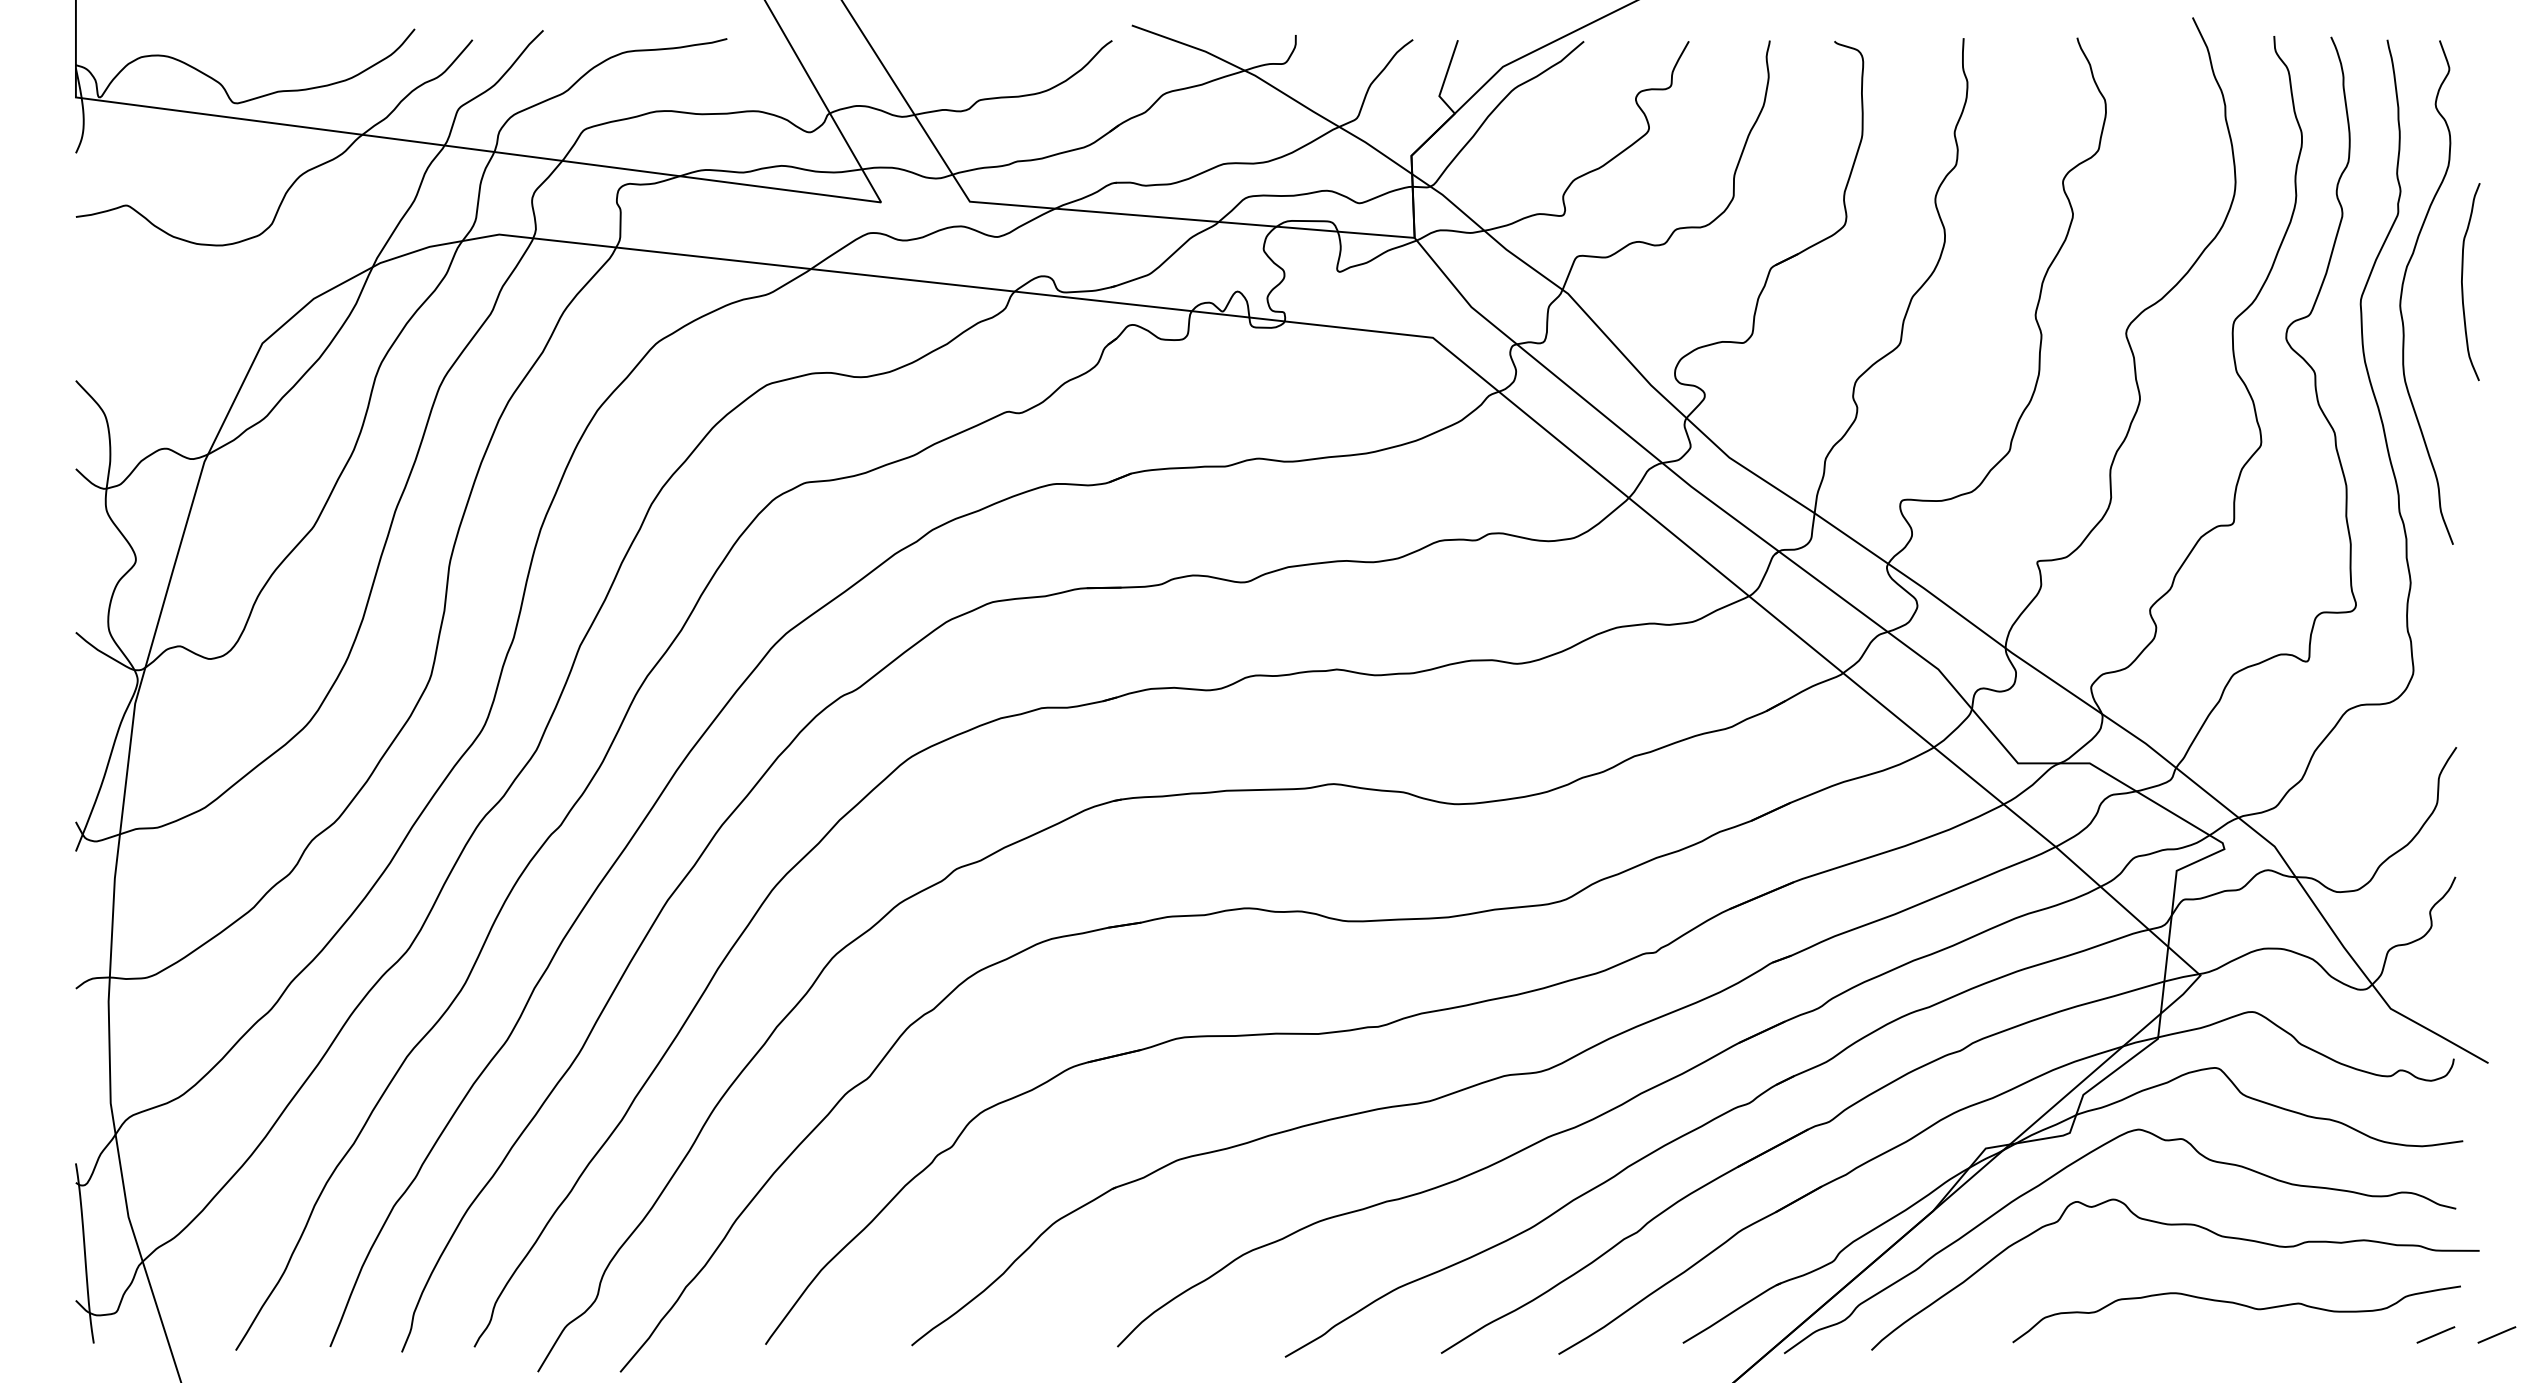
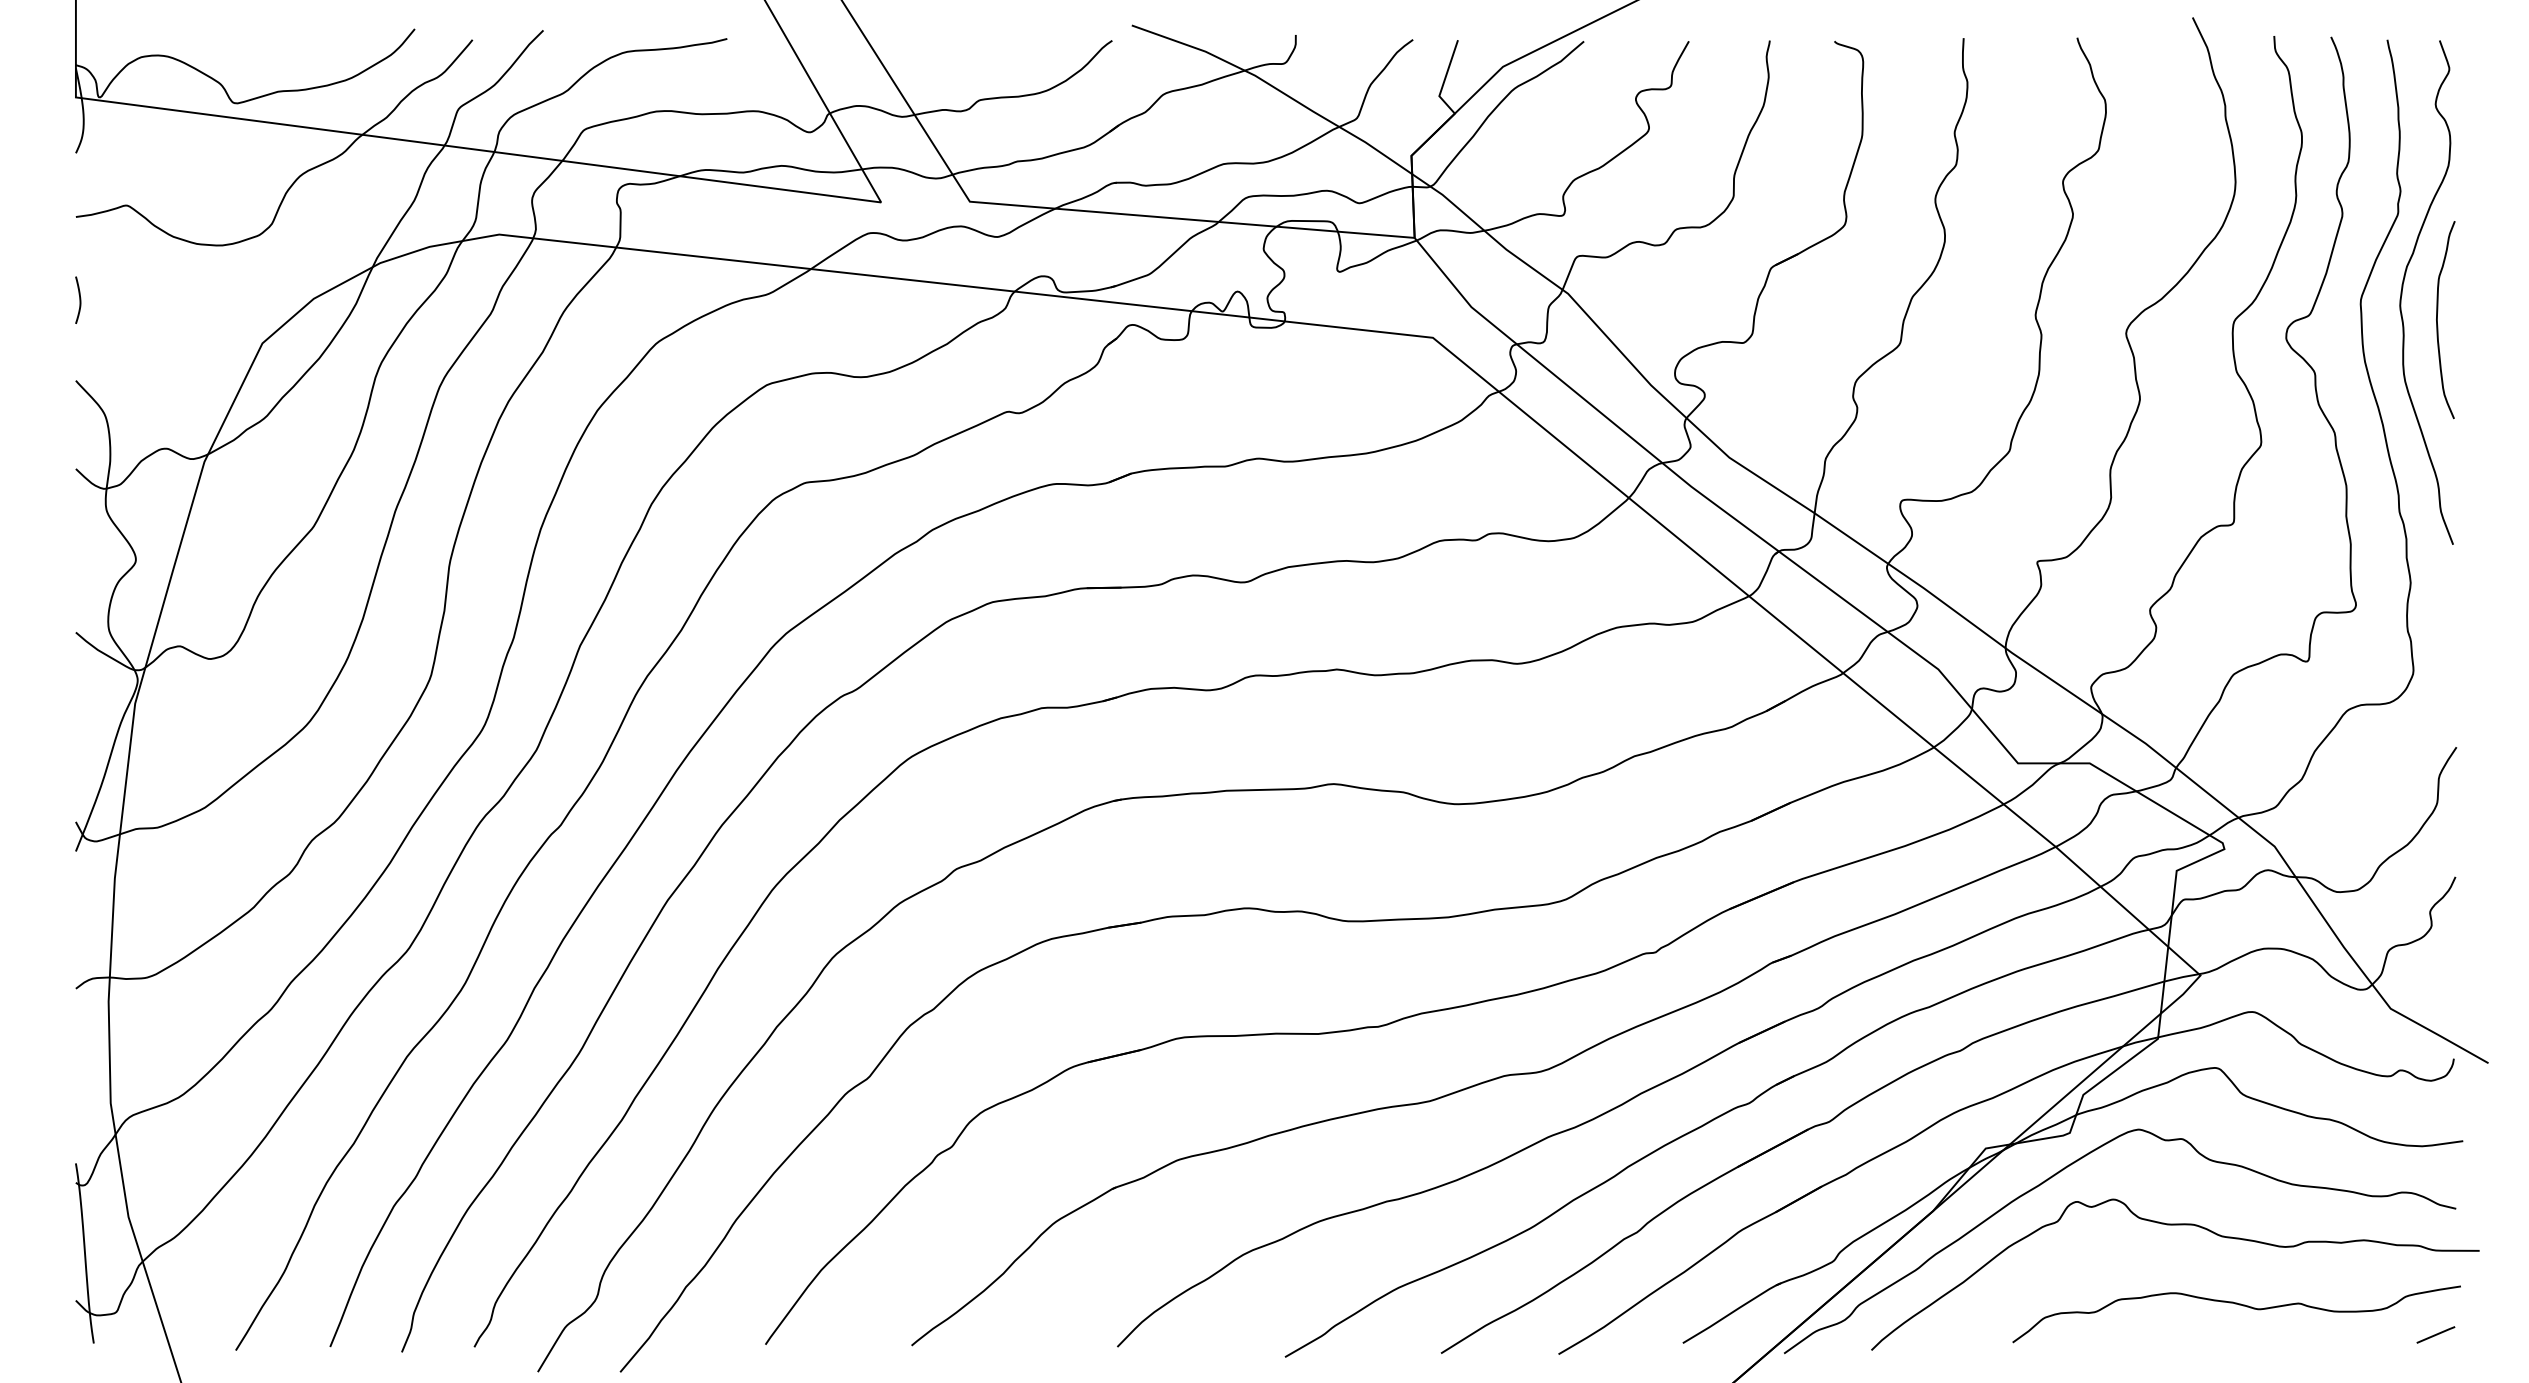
curve position: (2462, 282) -> (2437, 320) (2437, 320)
curve: none -> present (79, 299)
line: present -> none (2496, 1334)
